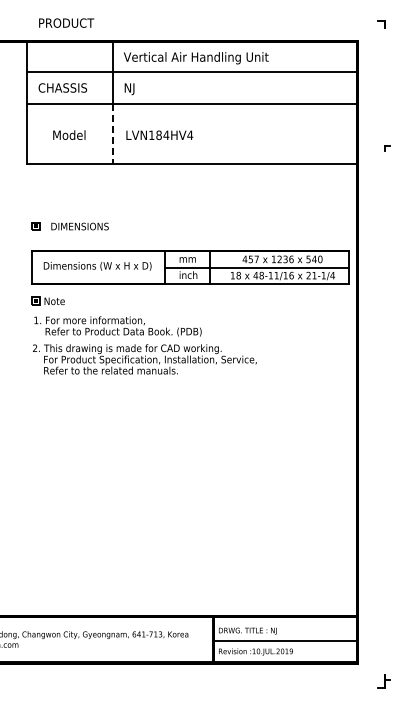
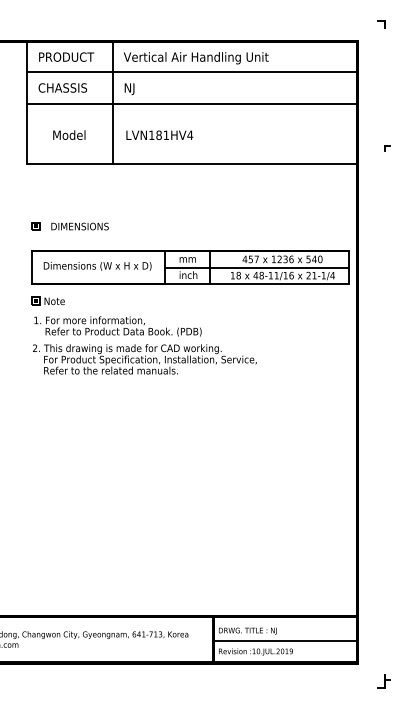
text position: (66, 22) -> (66, 56) (66, 56)
line: dashed -> solid (113, 134)
text: LVN184HV4 -> LVN181HV4 (166, 134)
